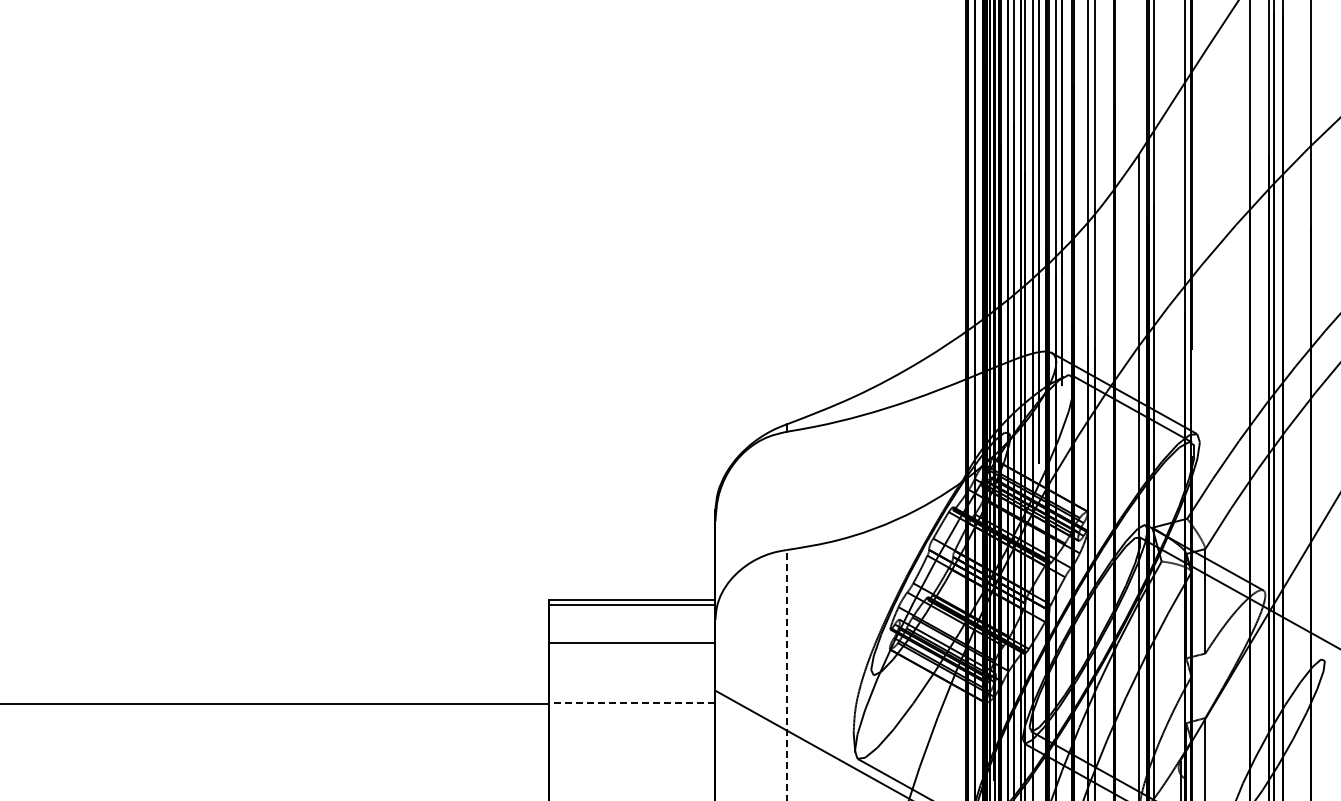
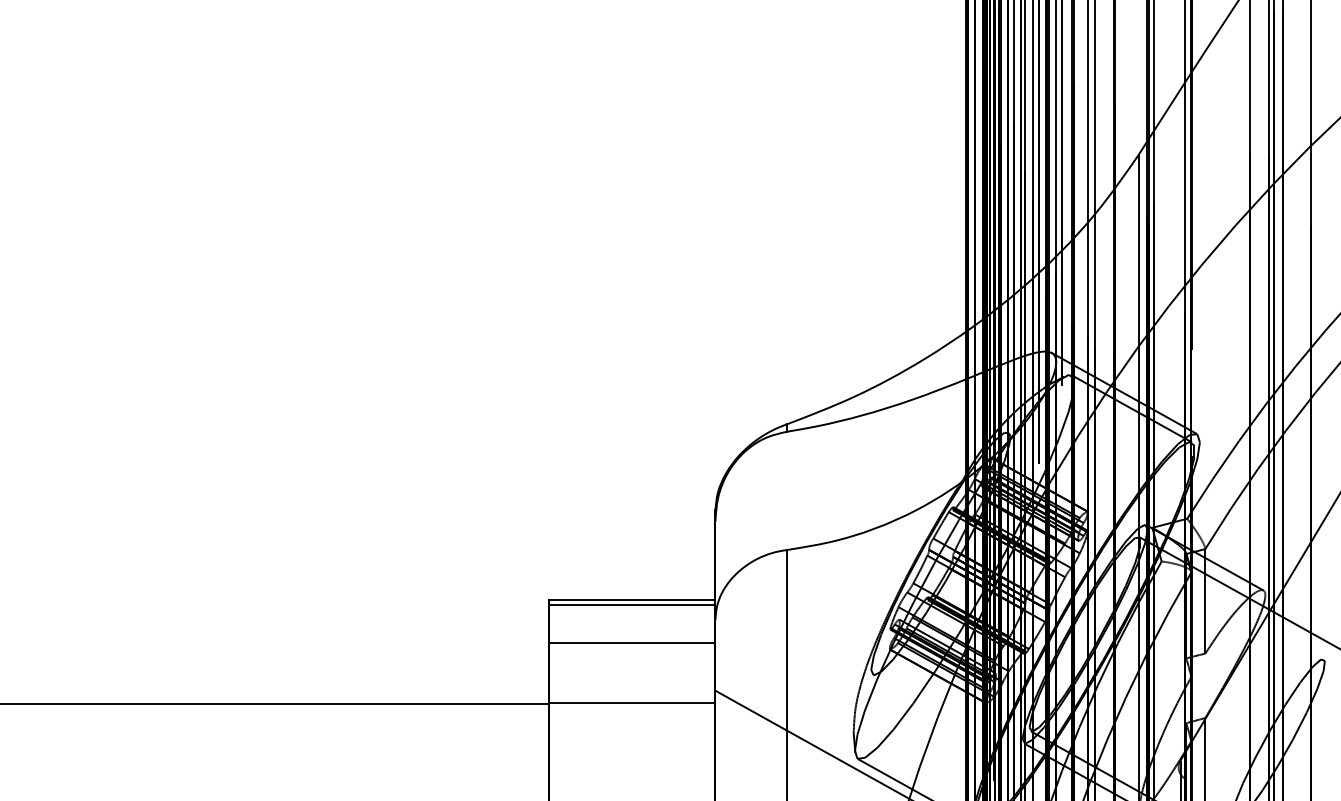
line: dashed -> solid (786, 674)
line: dashed -> solid (631, 702)
